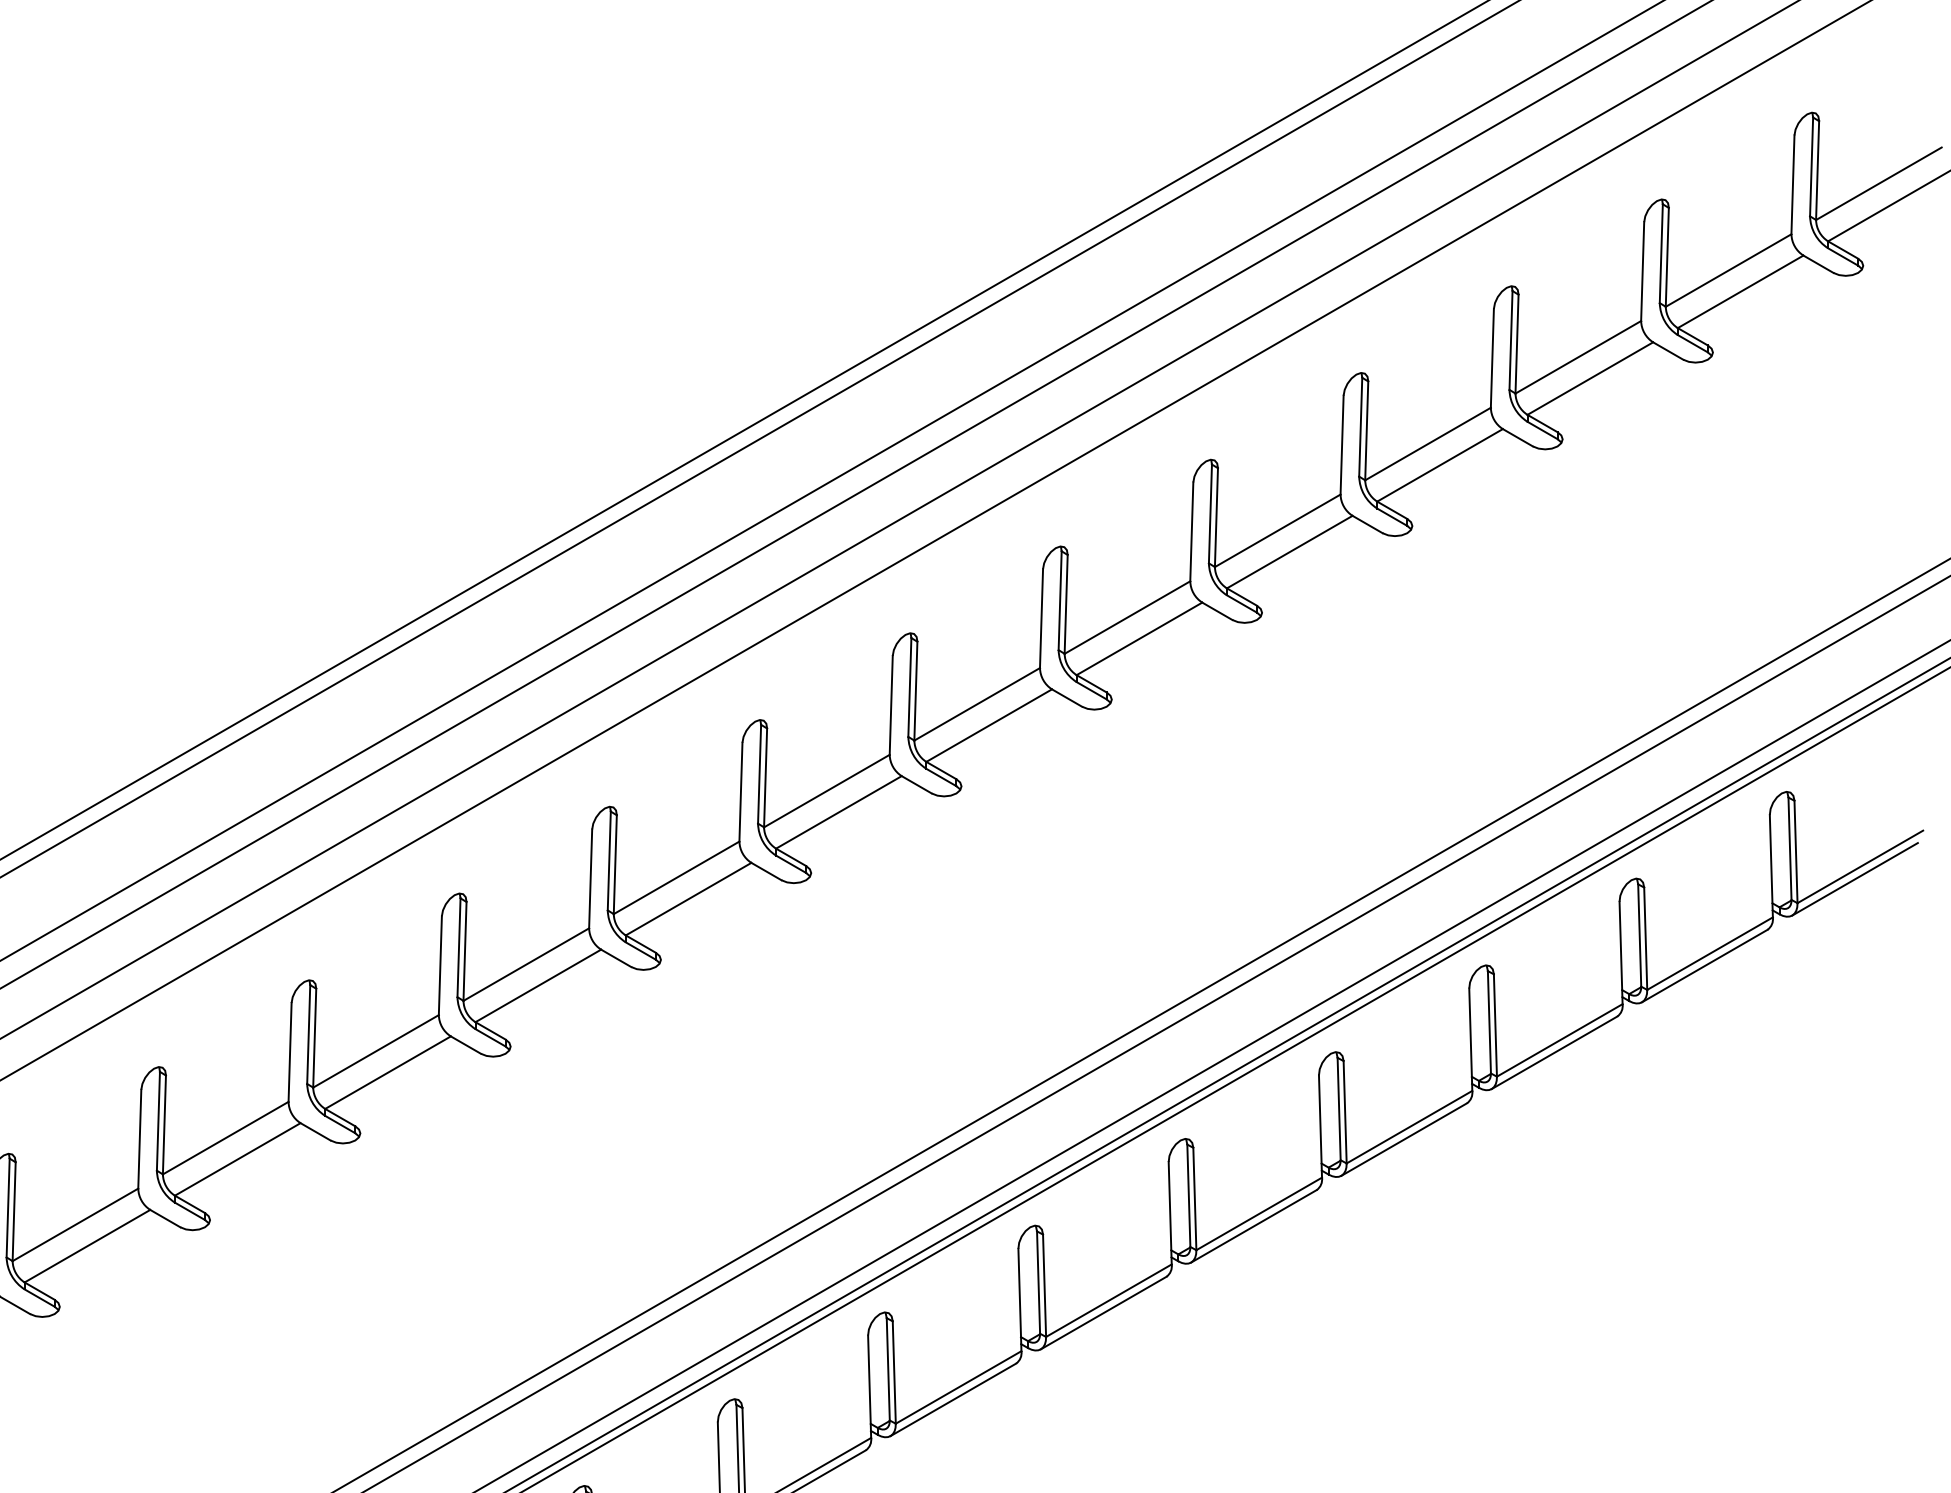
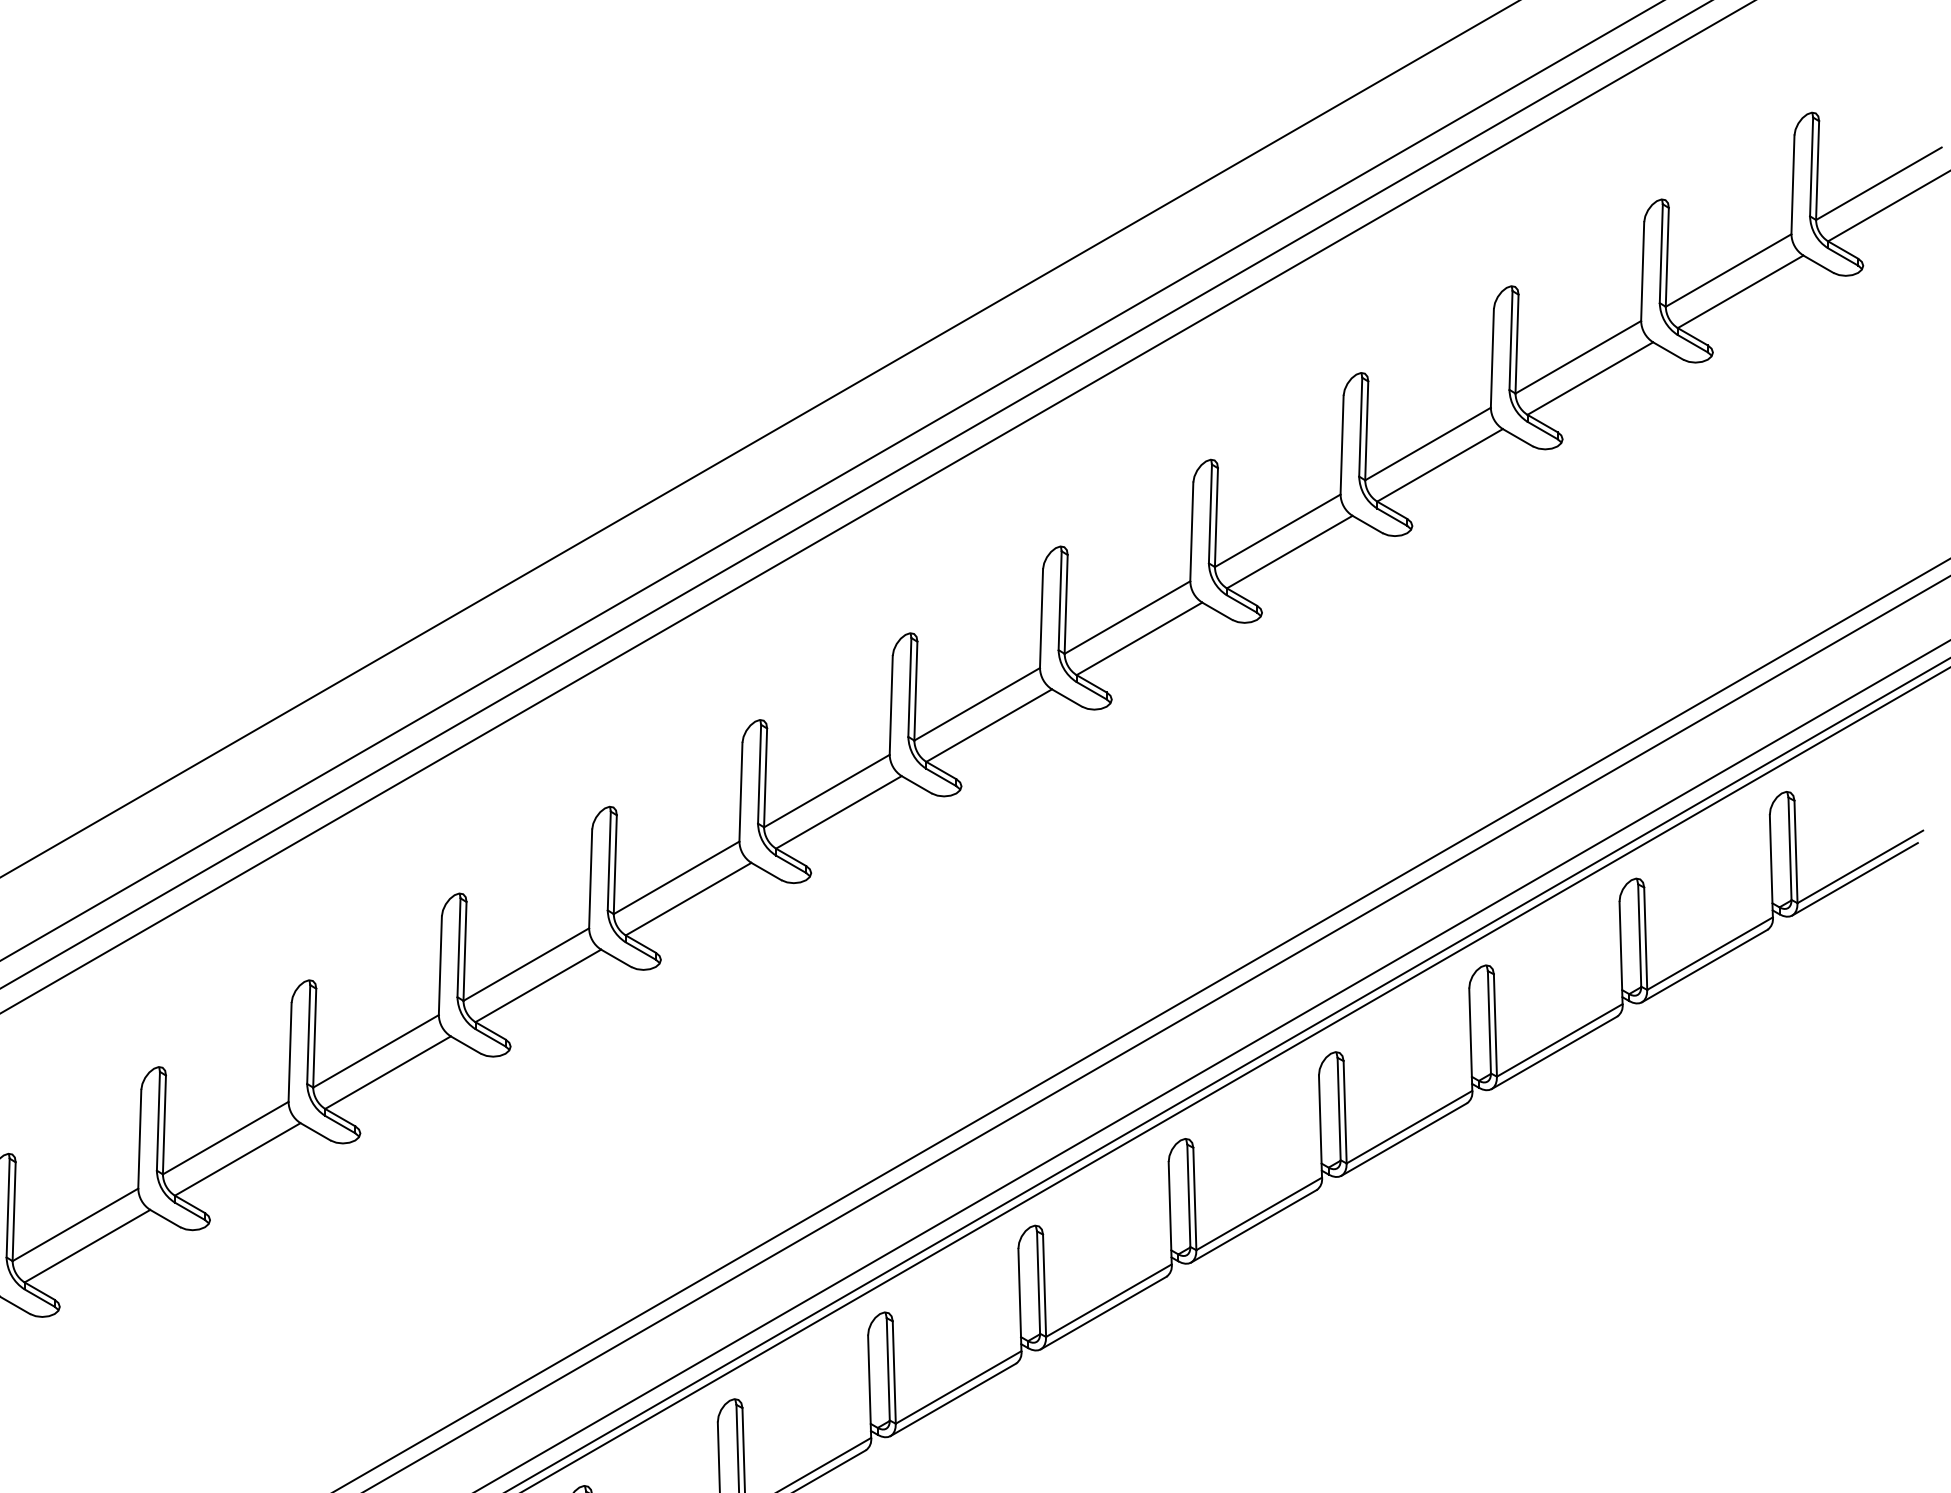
line: present -> none (744, 430)
line position: (898, 519) -> (877, 507) (877, 507)
line: present -> none (935, 540)
